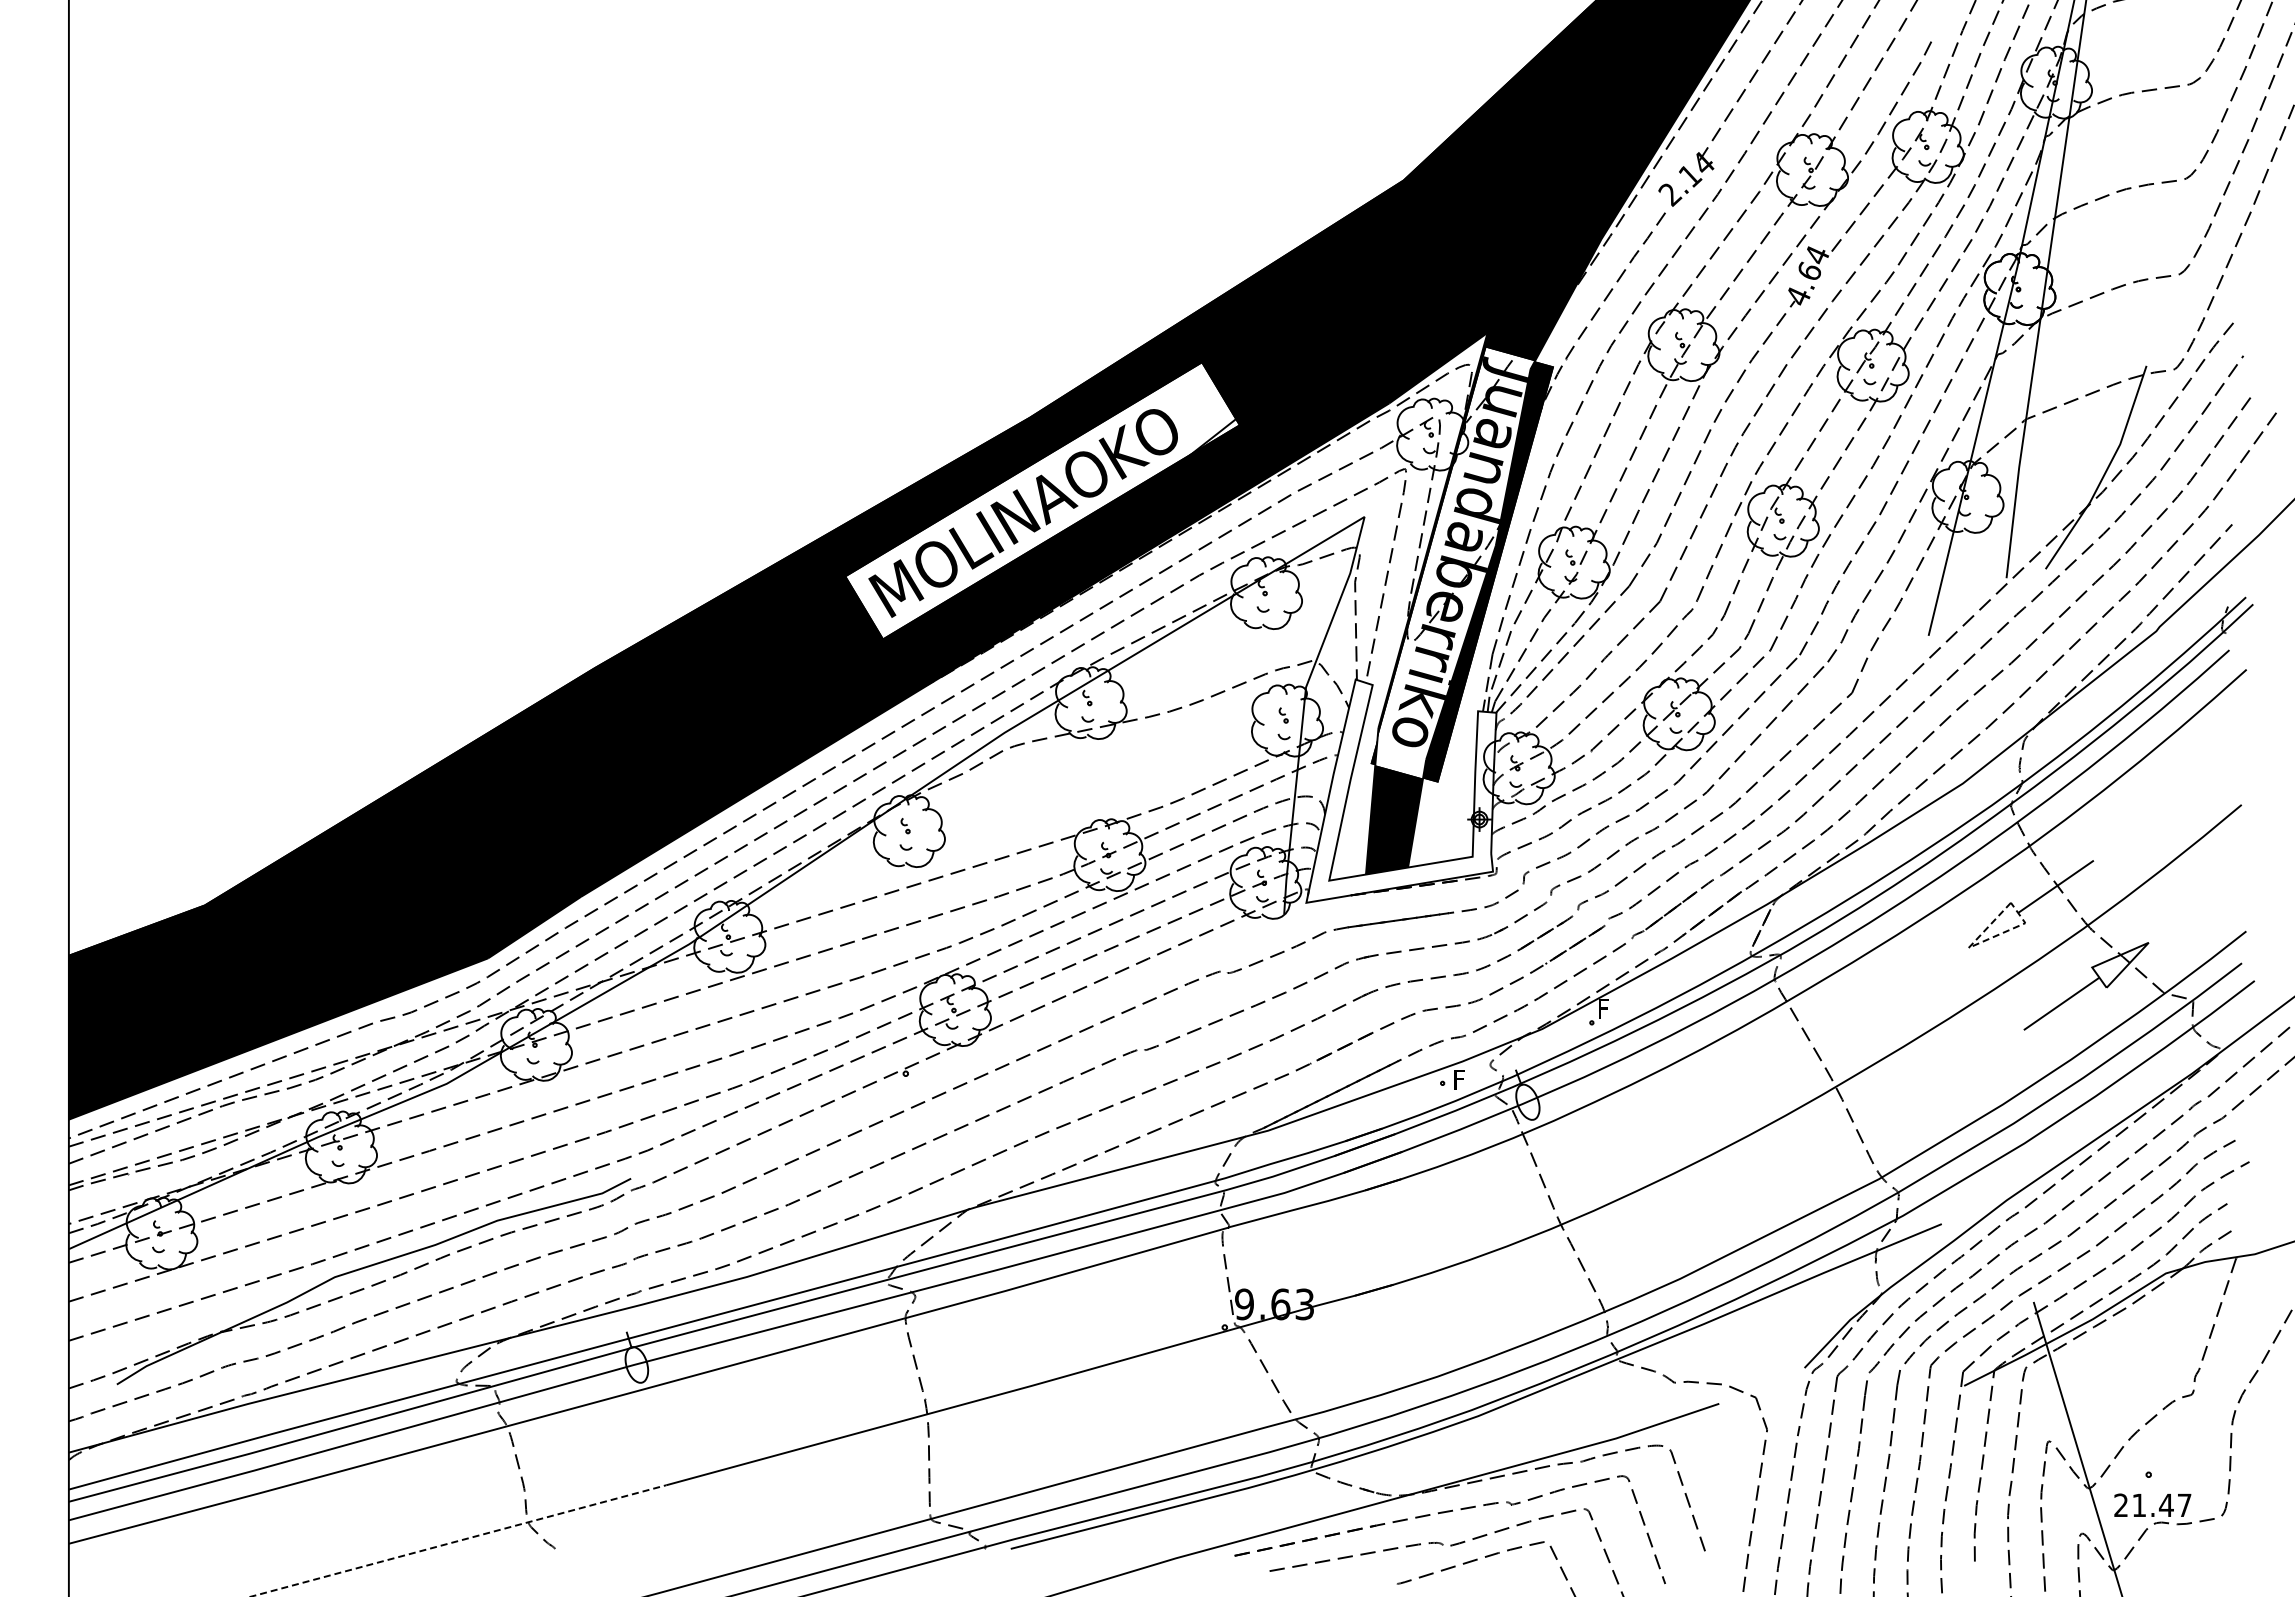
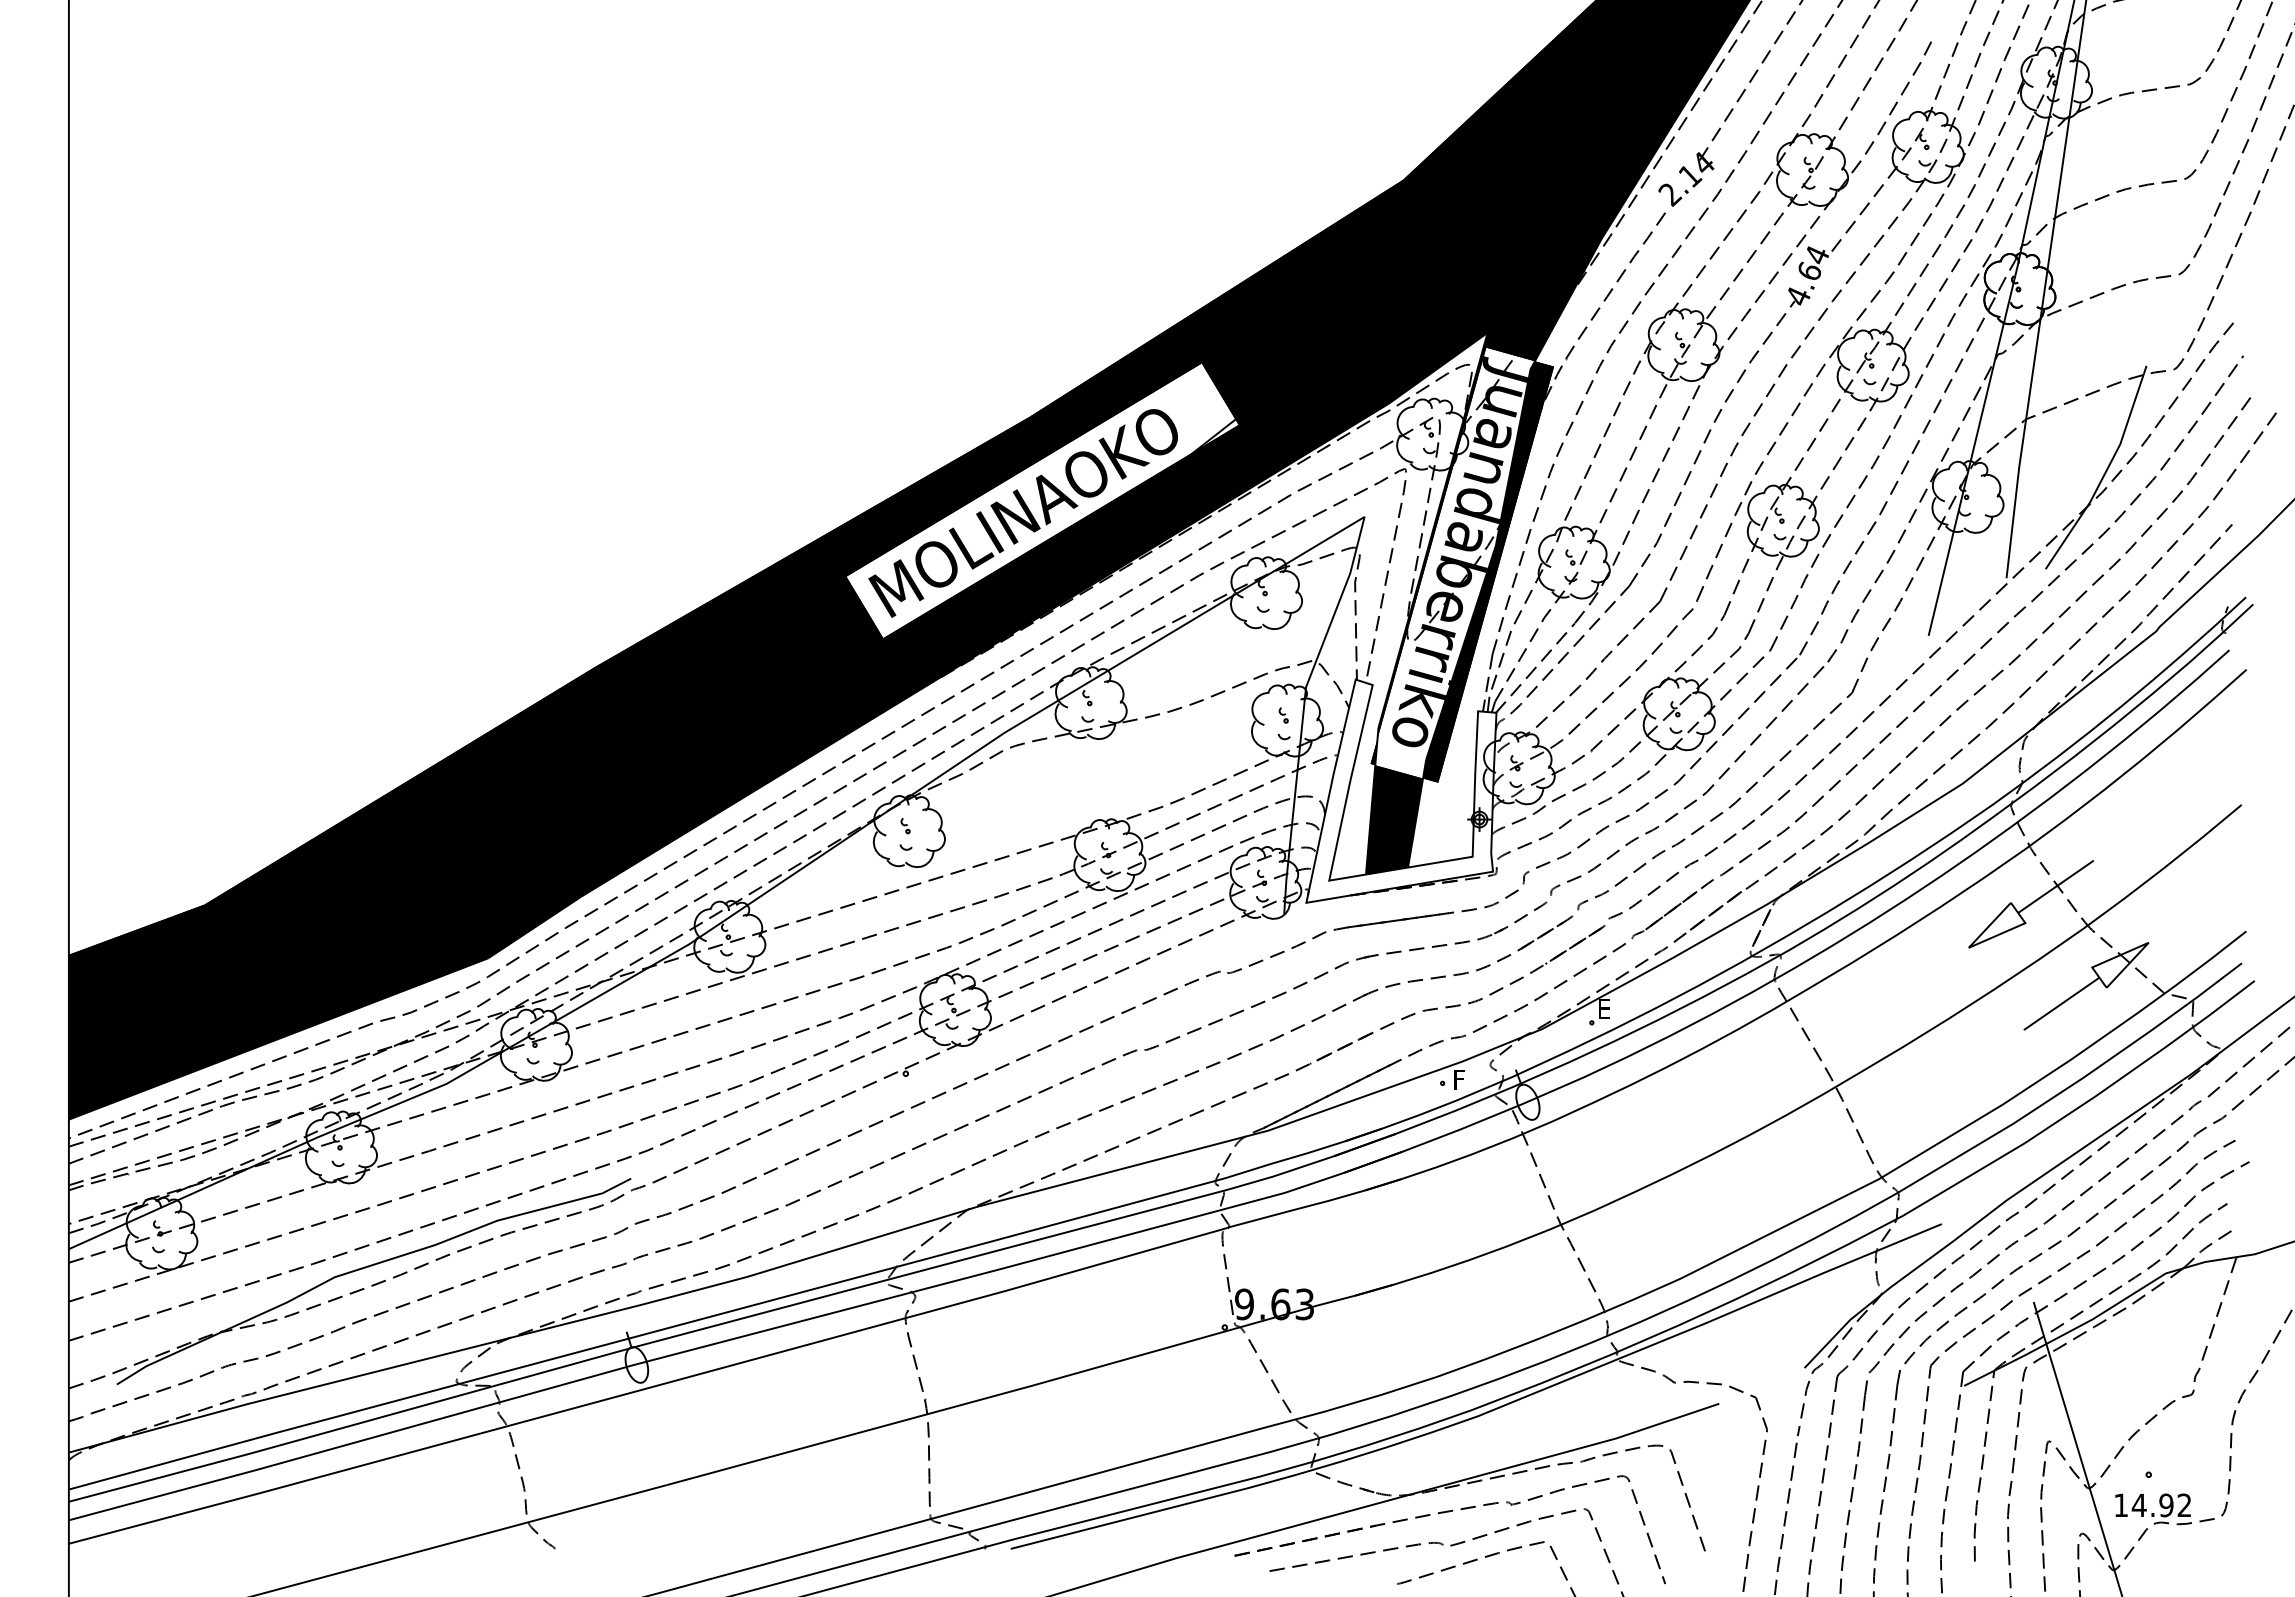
line: dashed -> solid (1980, 942)
text: F -> E (1605, 1008)
text: 21.47 -> 14.92 (2152, 1505)
line: dashed -> solid (458, 1540)
